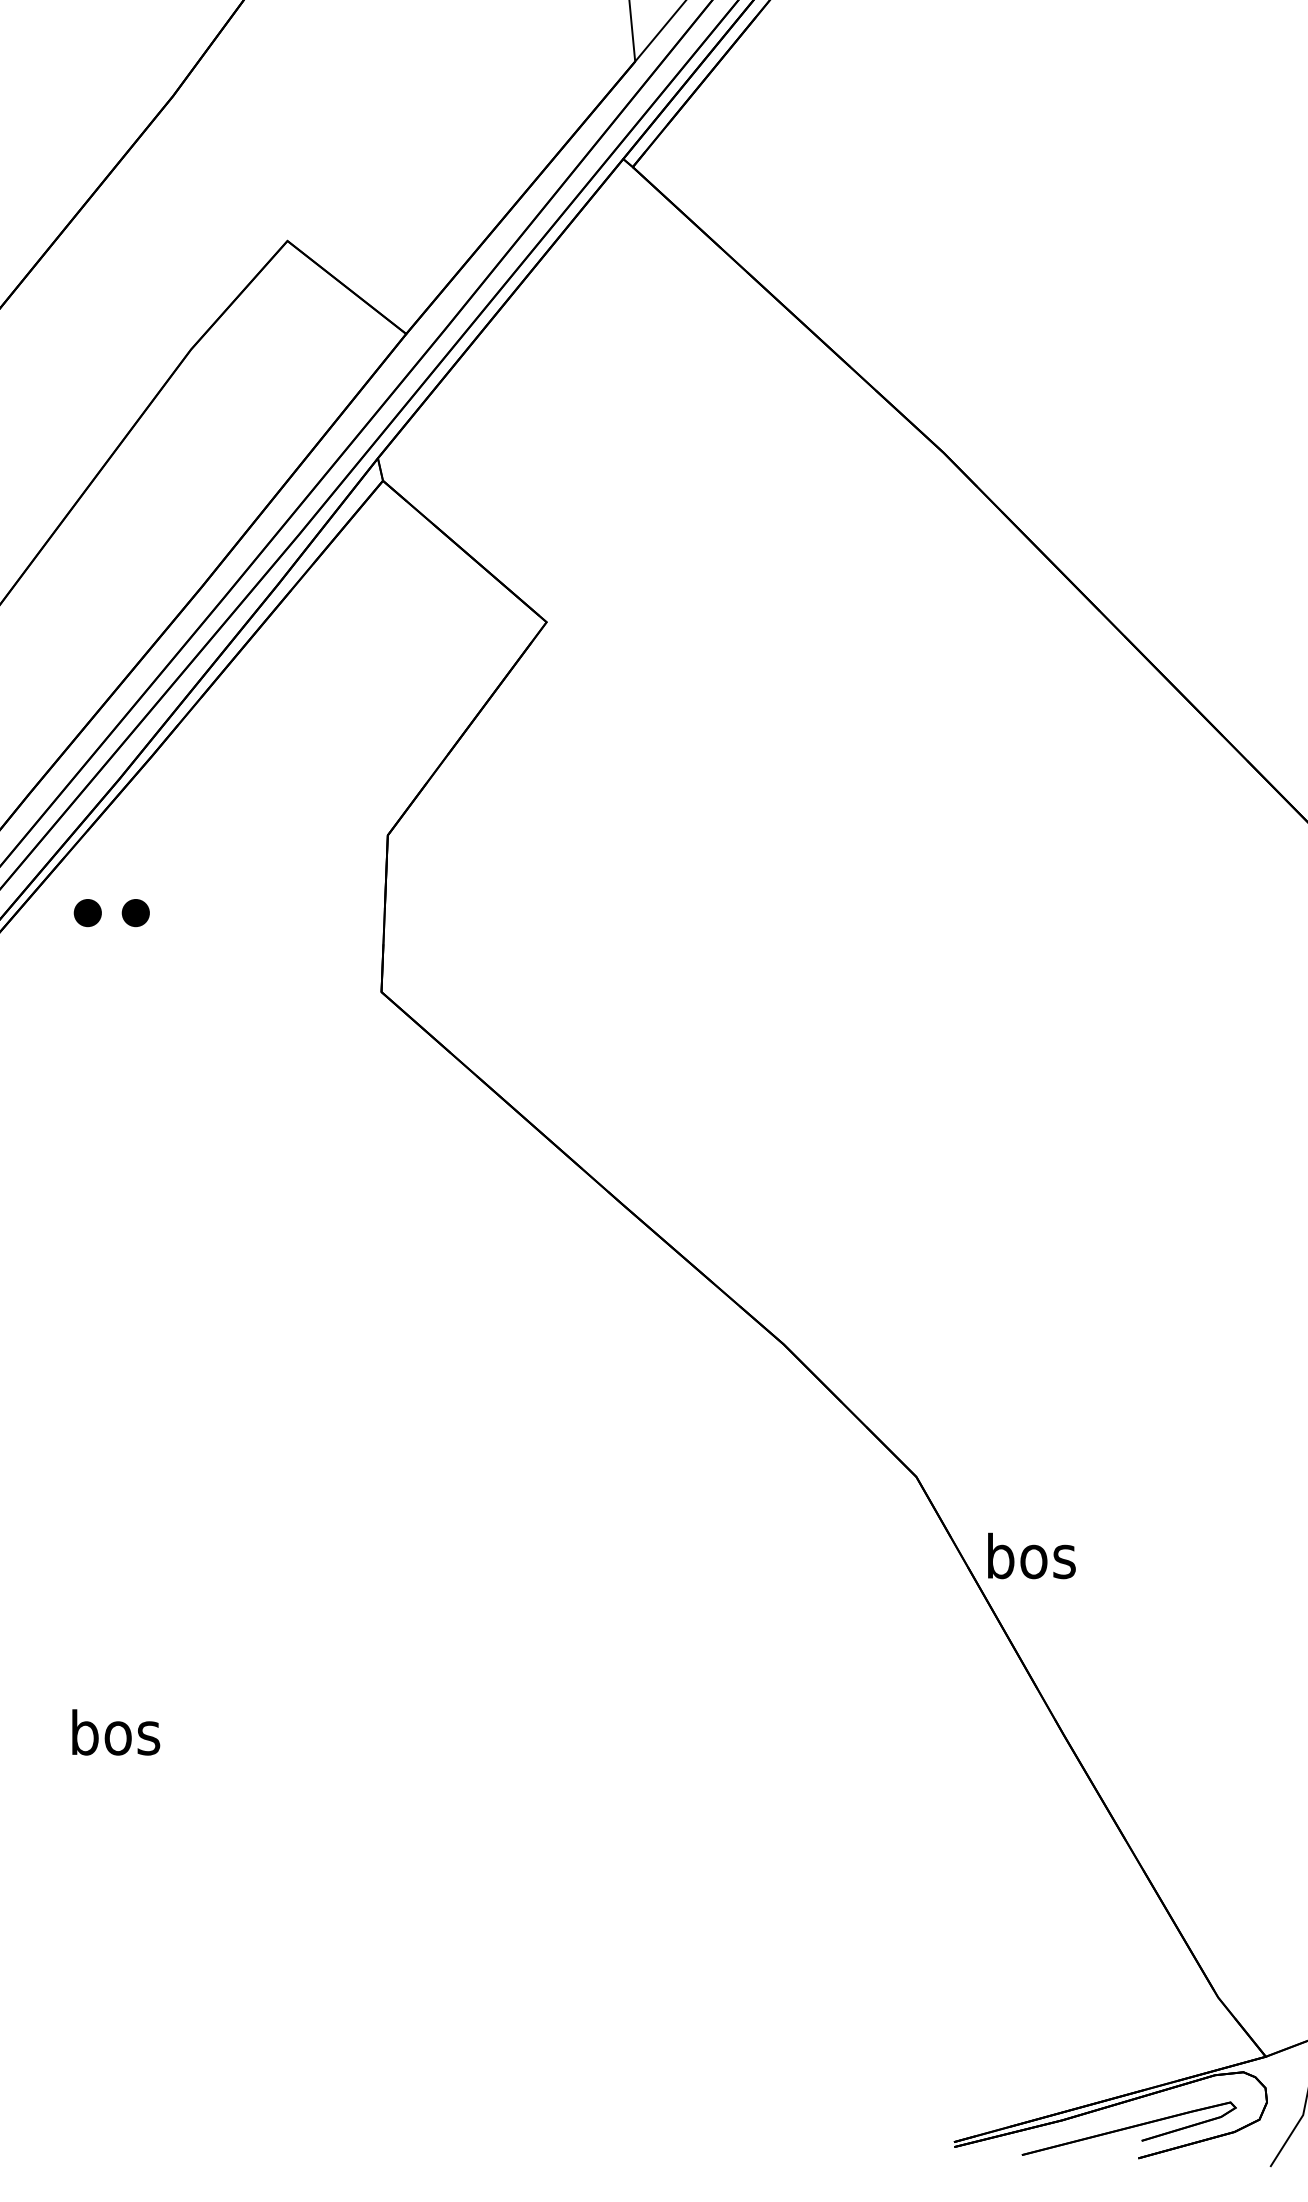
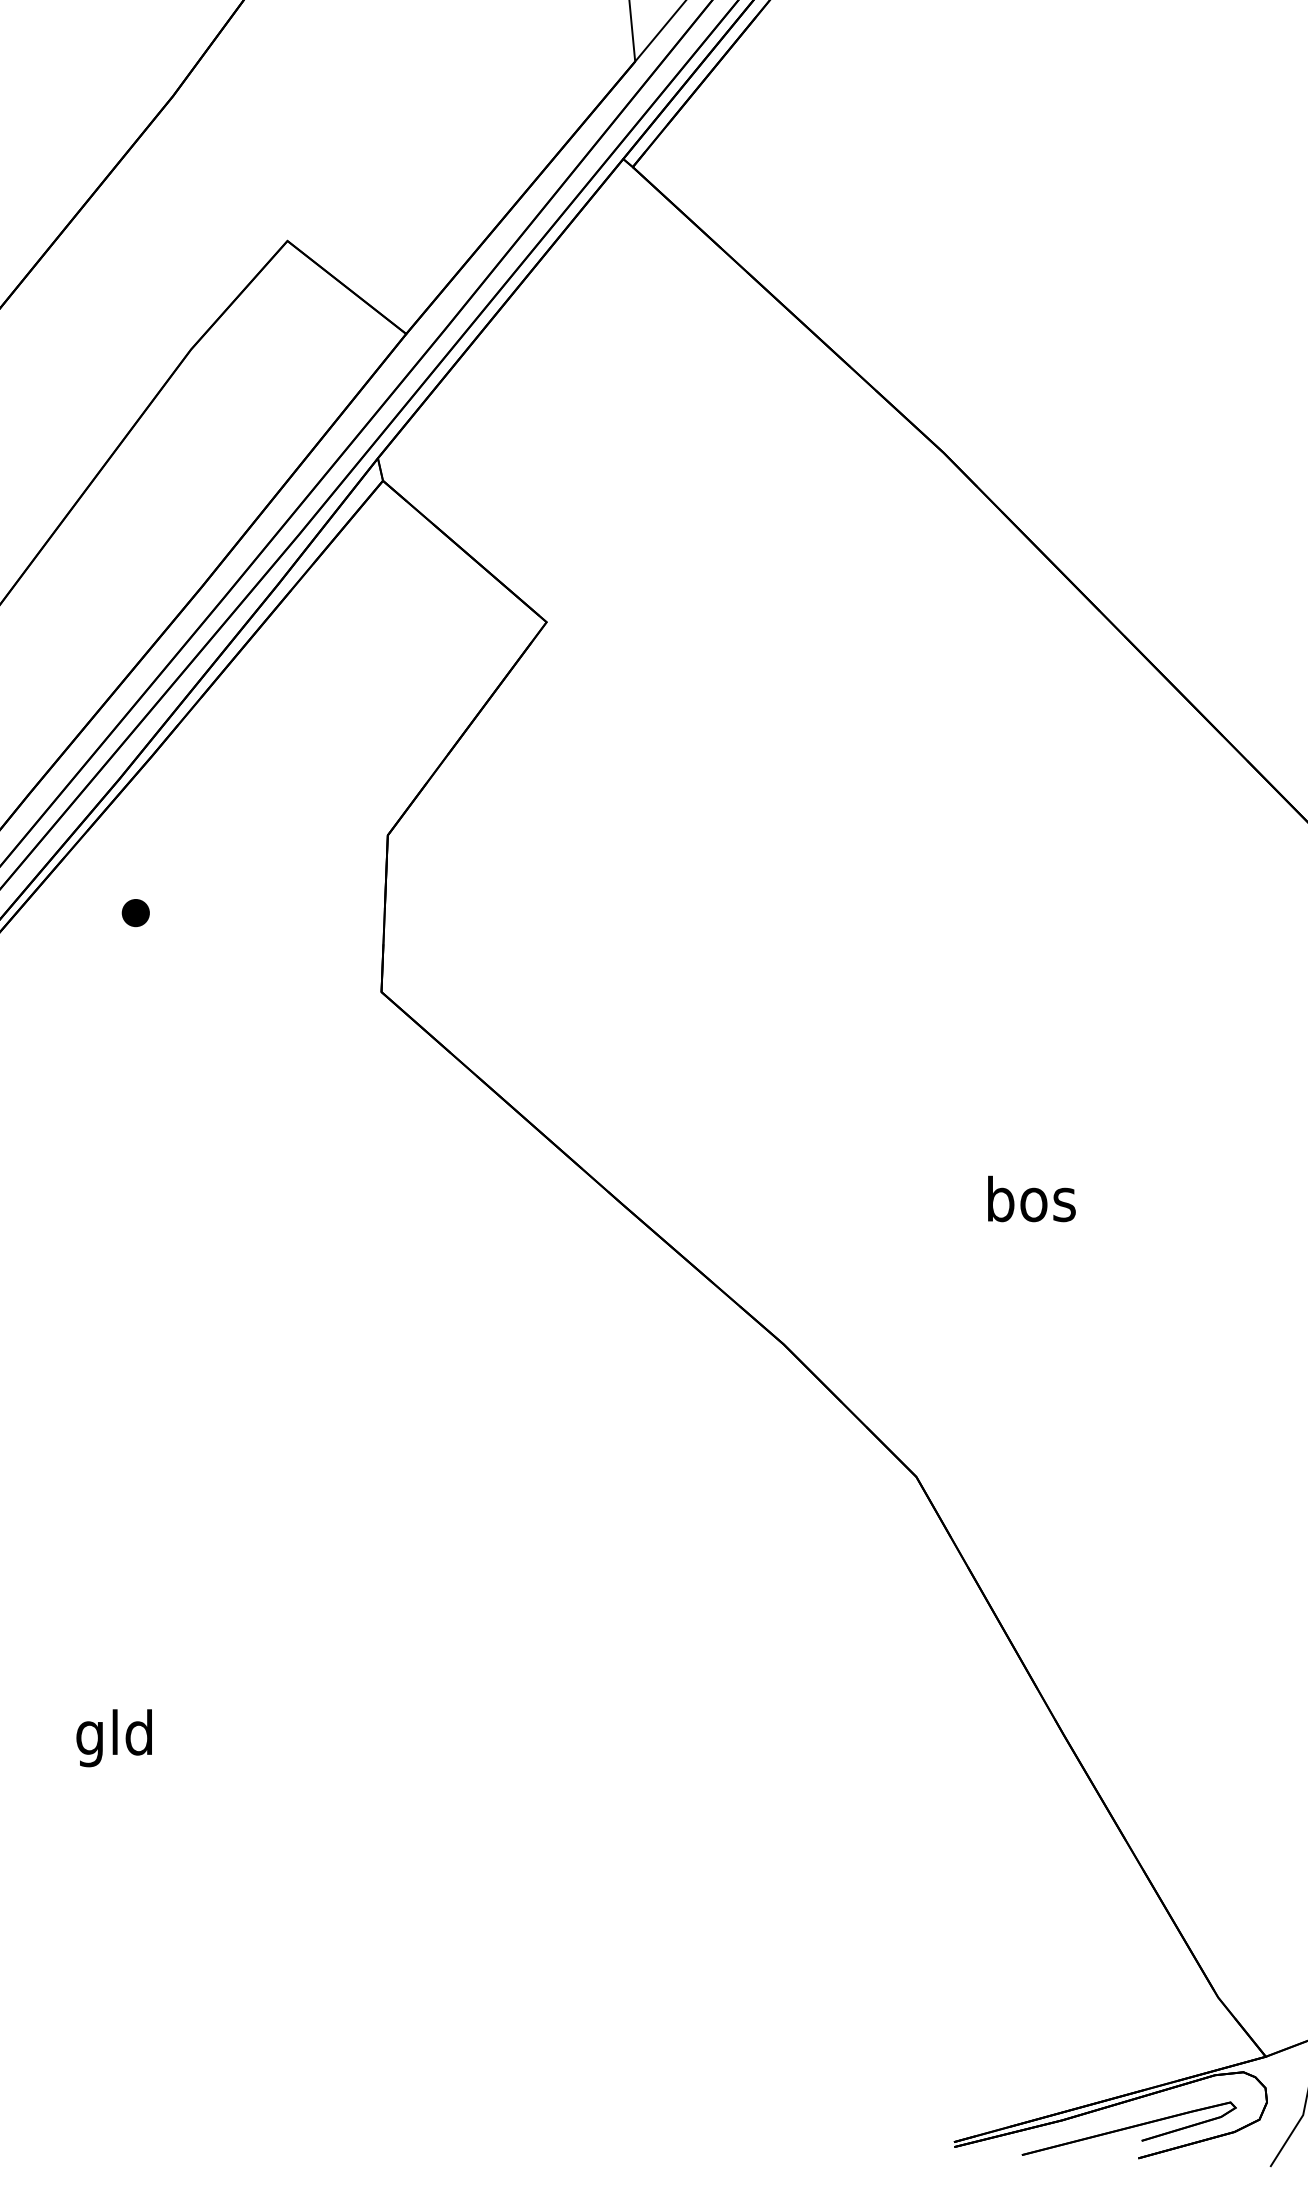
part: present -> none (87, 913)
text position: (1031, 1555) -> (1031, 1198) (1031, 1198)
text: bos -> gld (116, 1738)
